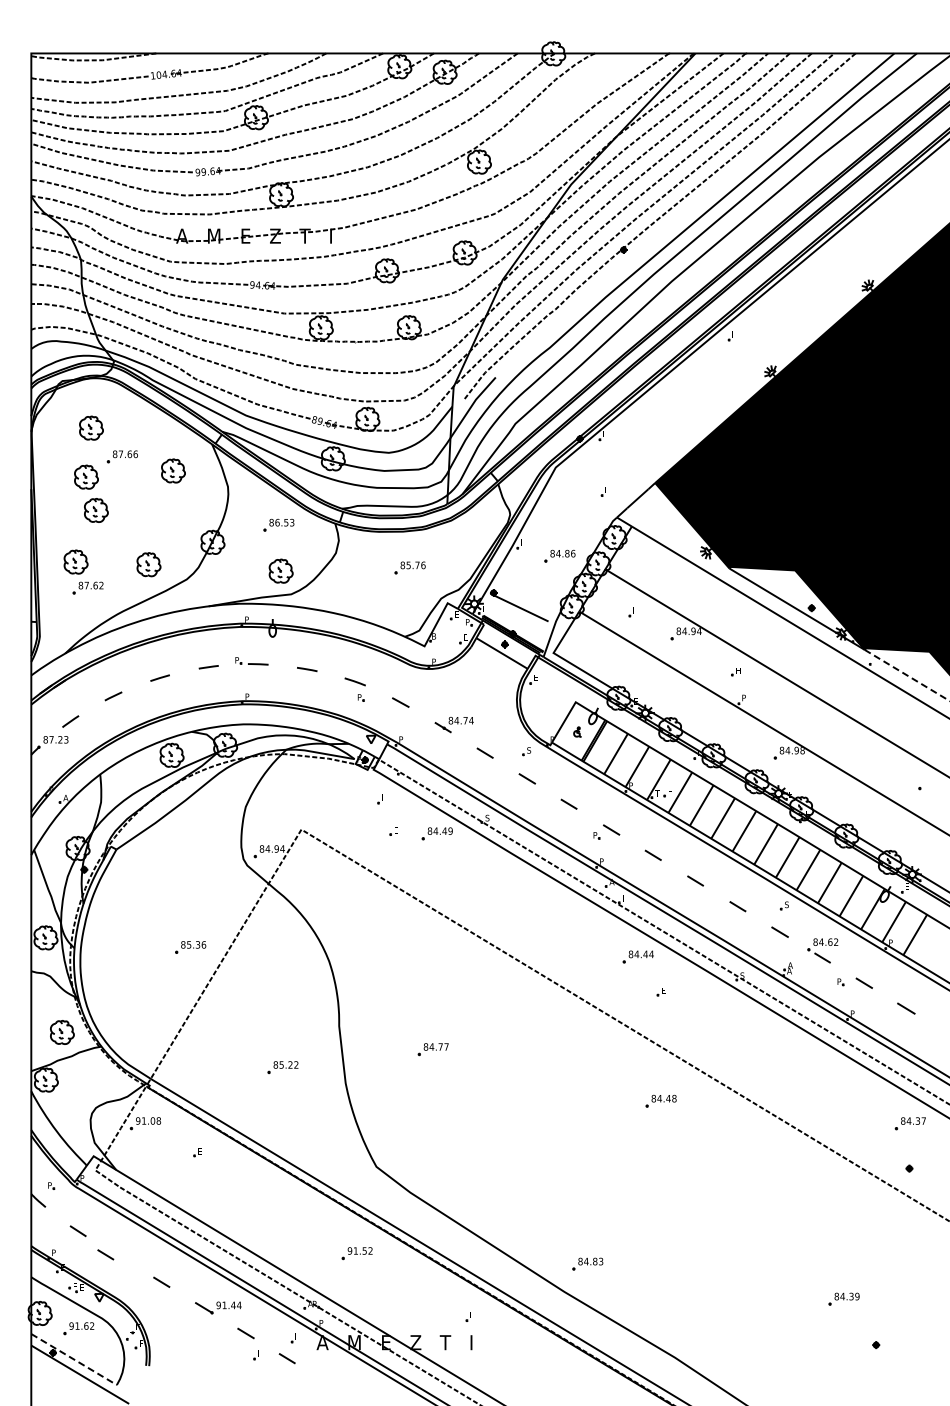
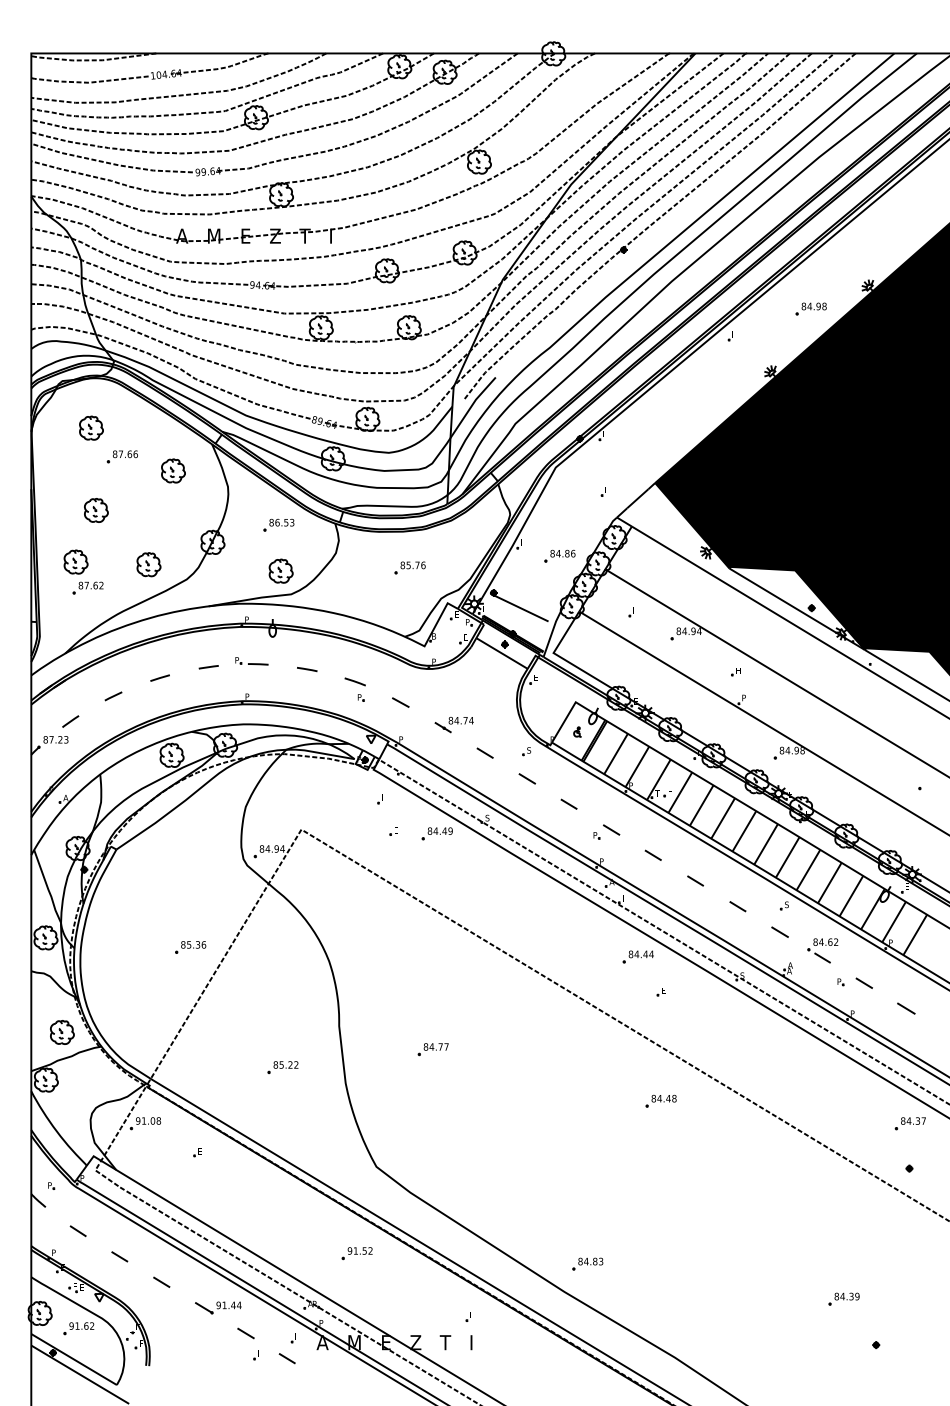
part: none -> present (810, 308)
part: present -> none (86, 476)
line: dashed -> solid (907, 675)
line position: (105, 1254) -> (119, 1256) (119, 1256)
line: dashed -> solid (74, 1359)
